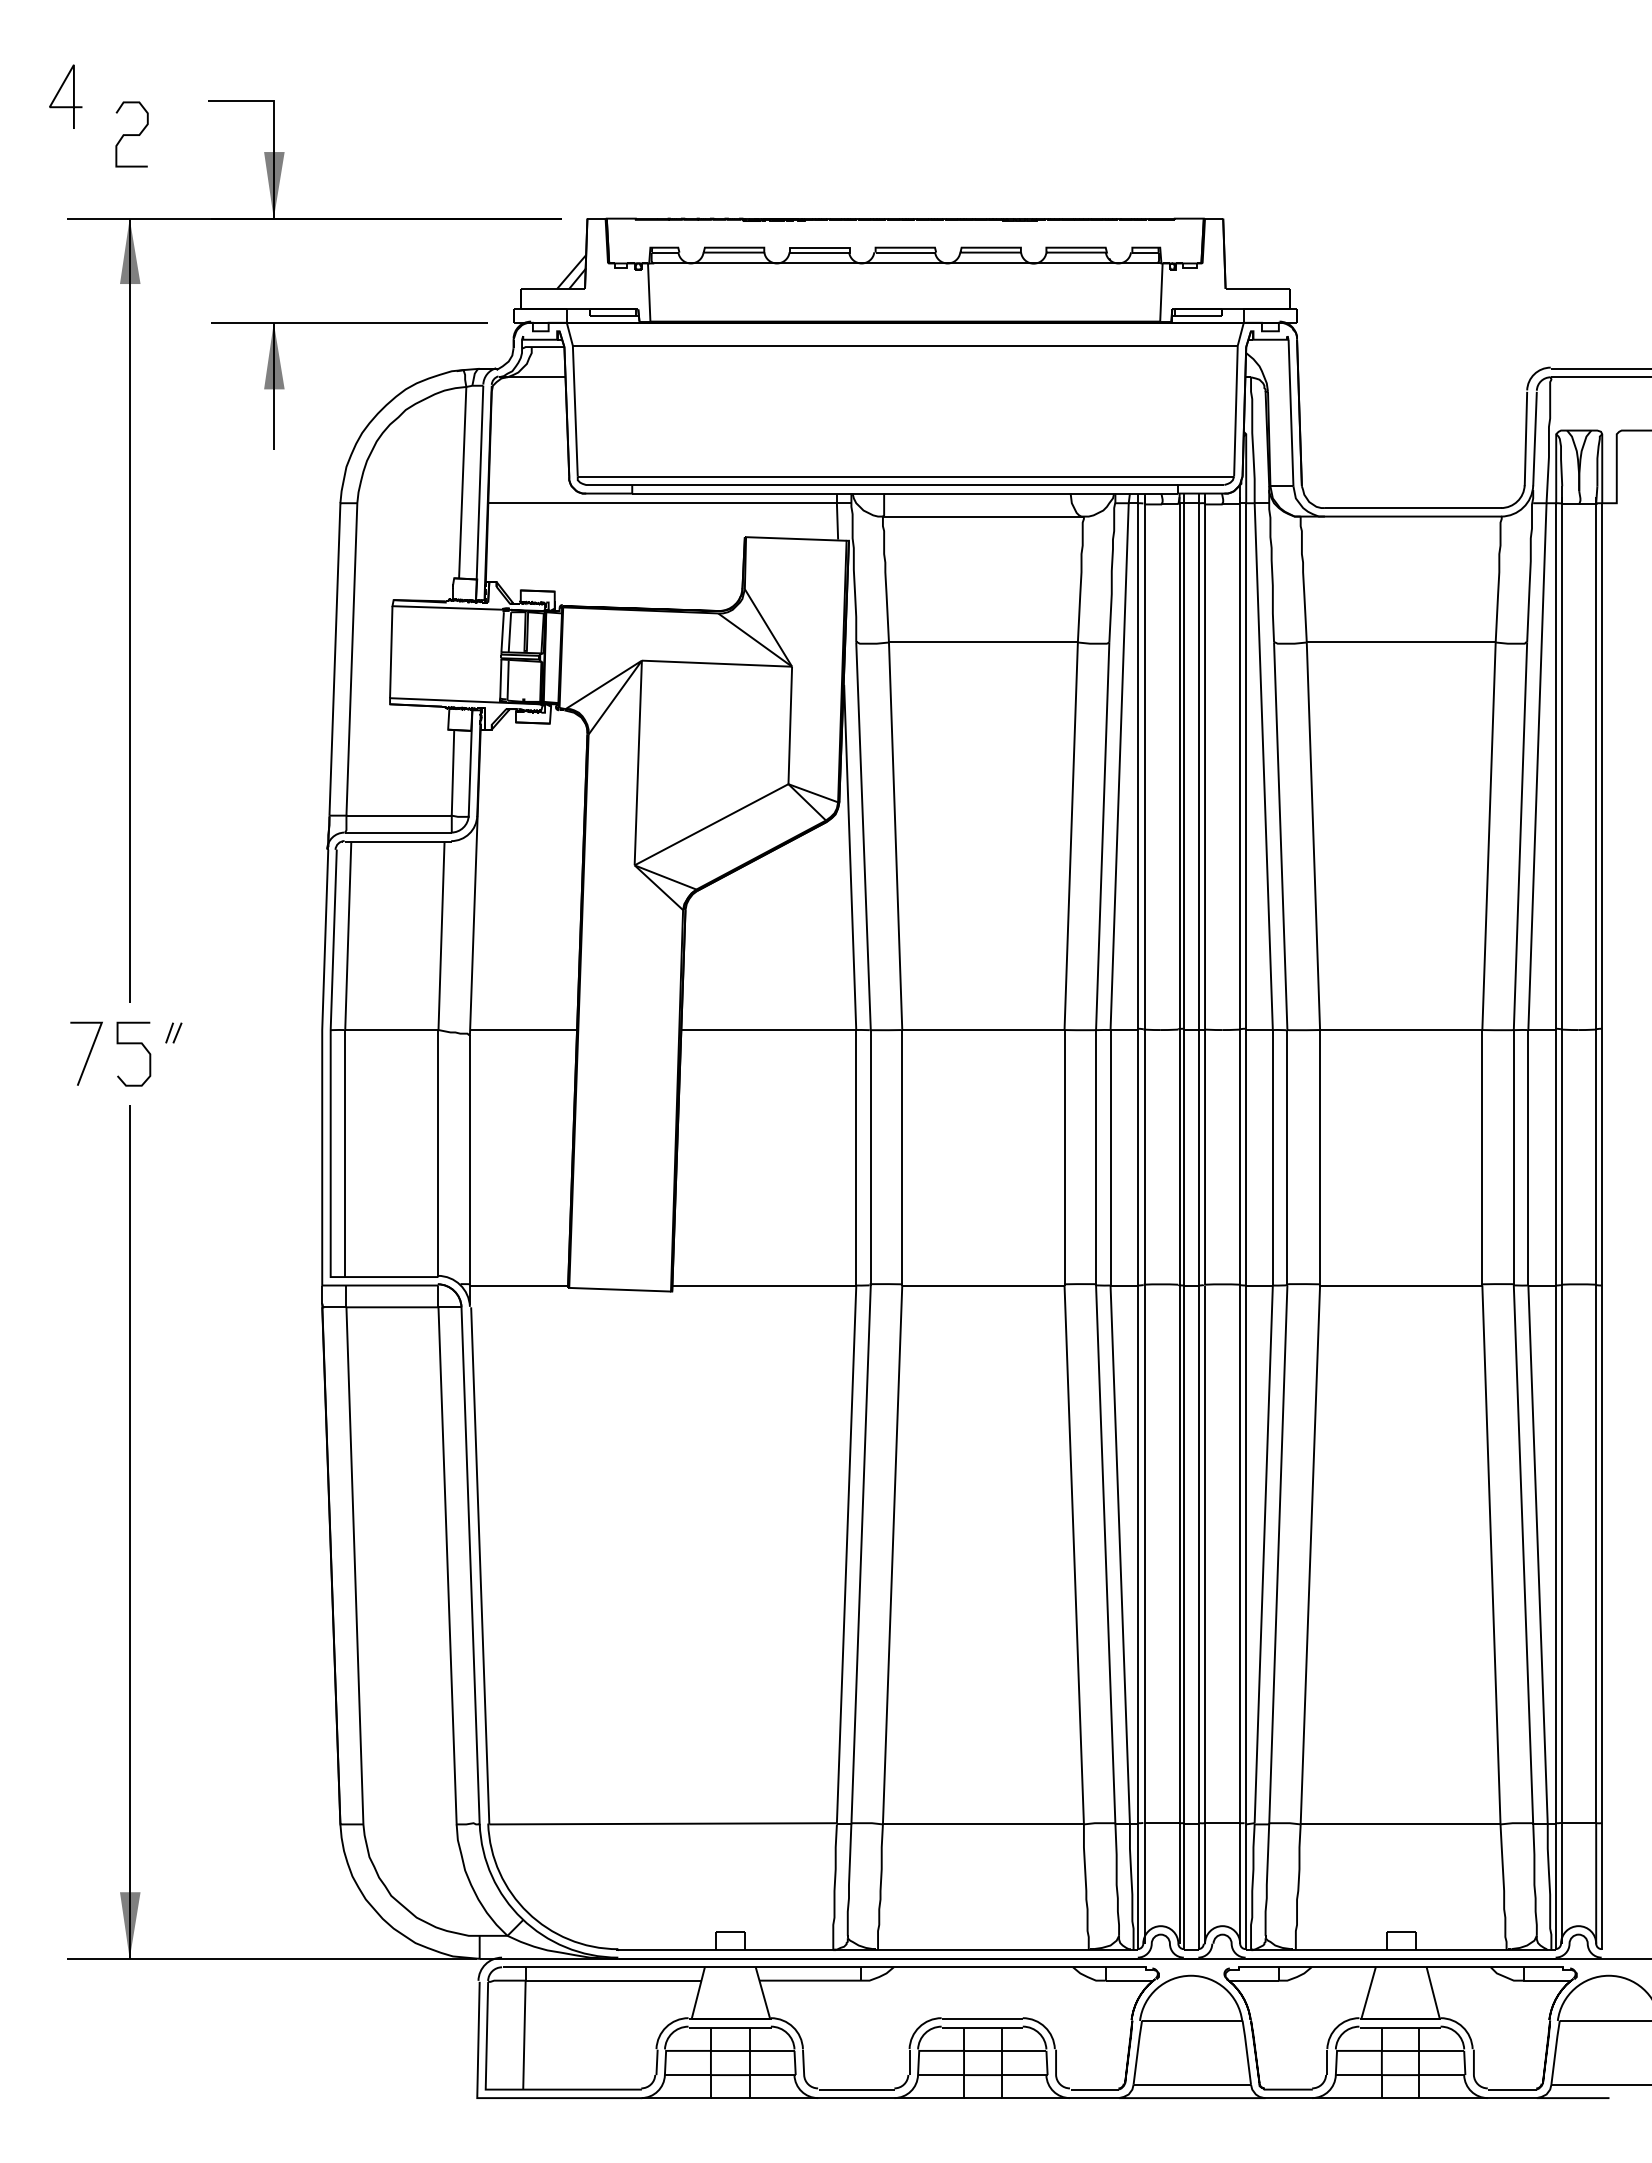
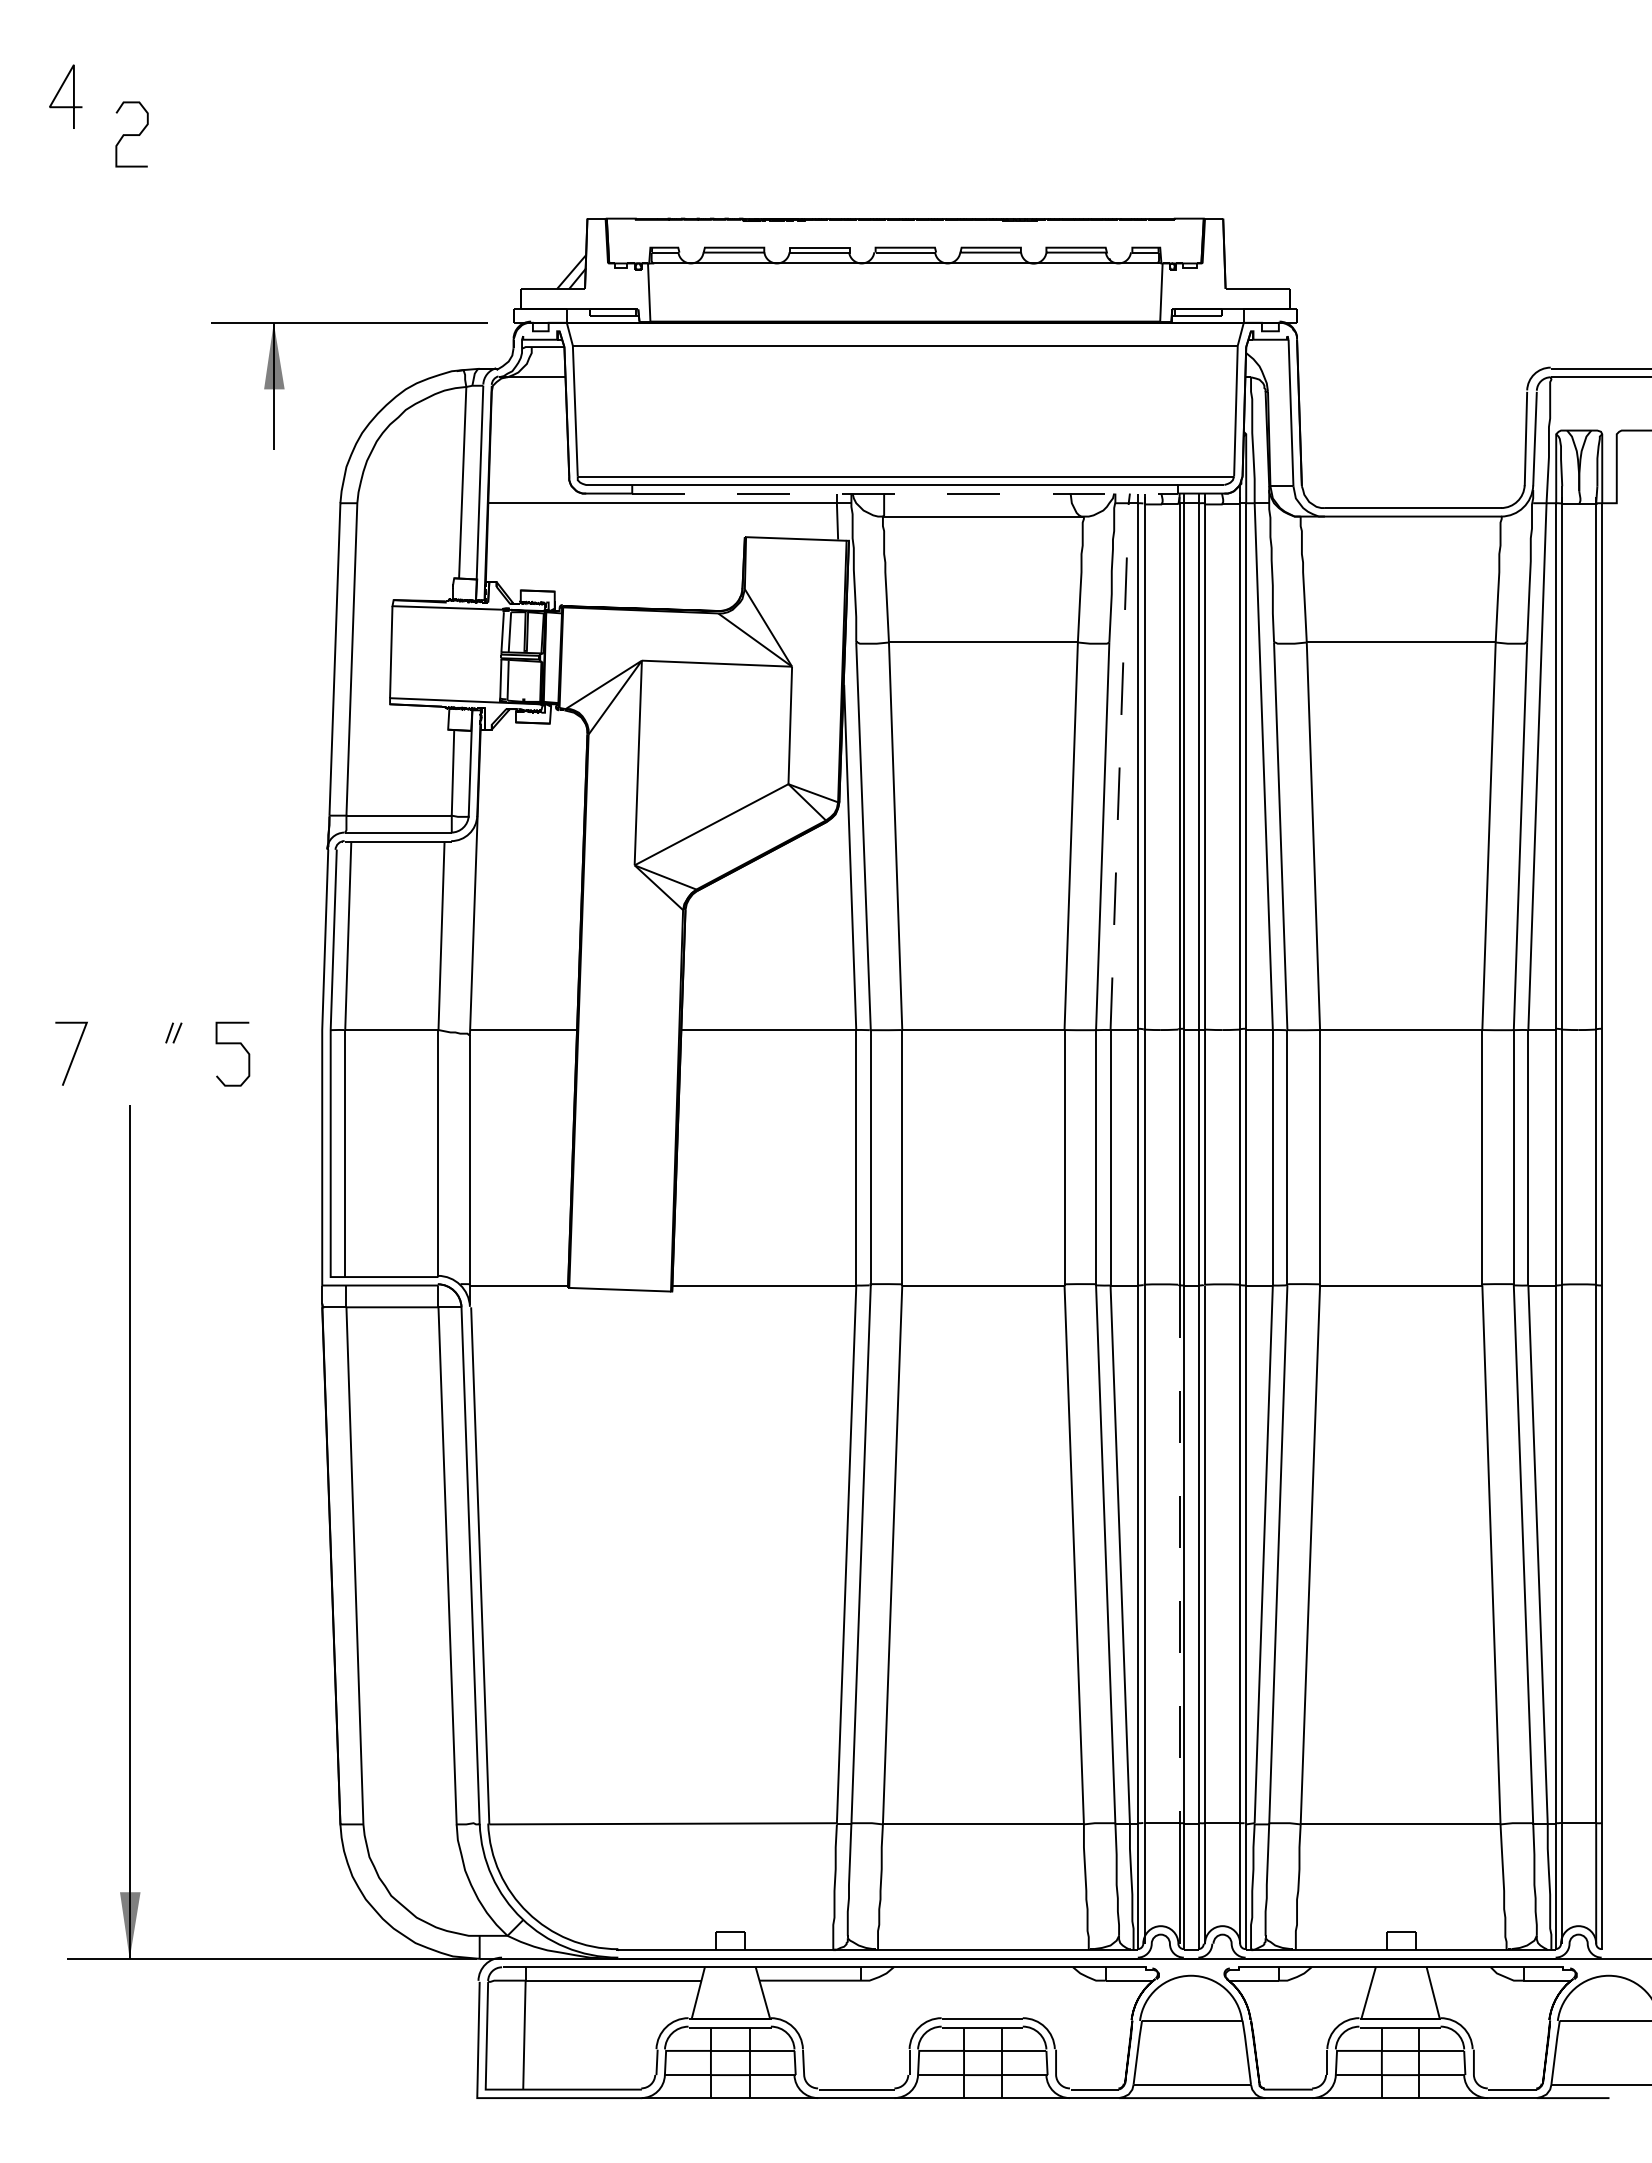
line: solid -> dashed (905, 493)
part: present -> none (130, 551)
line: solid -> dashed (1119, 766)
curve position: (133, 1044) -> (232, 1044) (232, 1044)
line position: (88, 1054) -> (73, 1054) (73, 1054)
line: solid -> dashed (1179, 1554)
